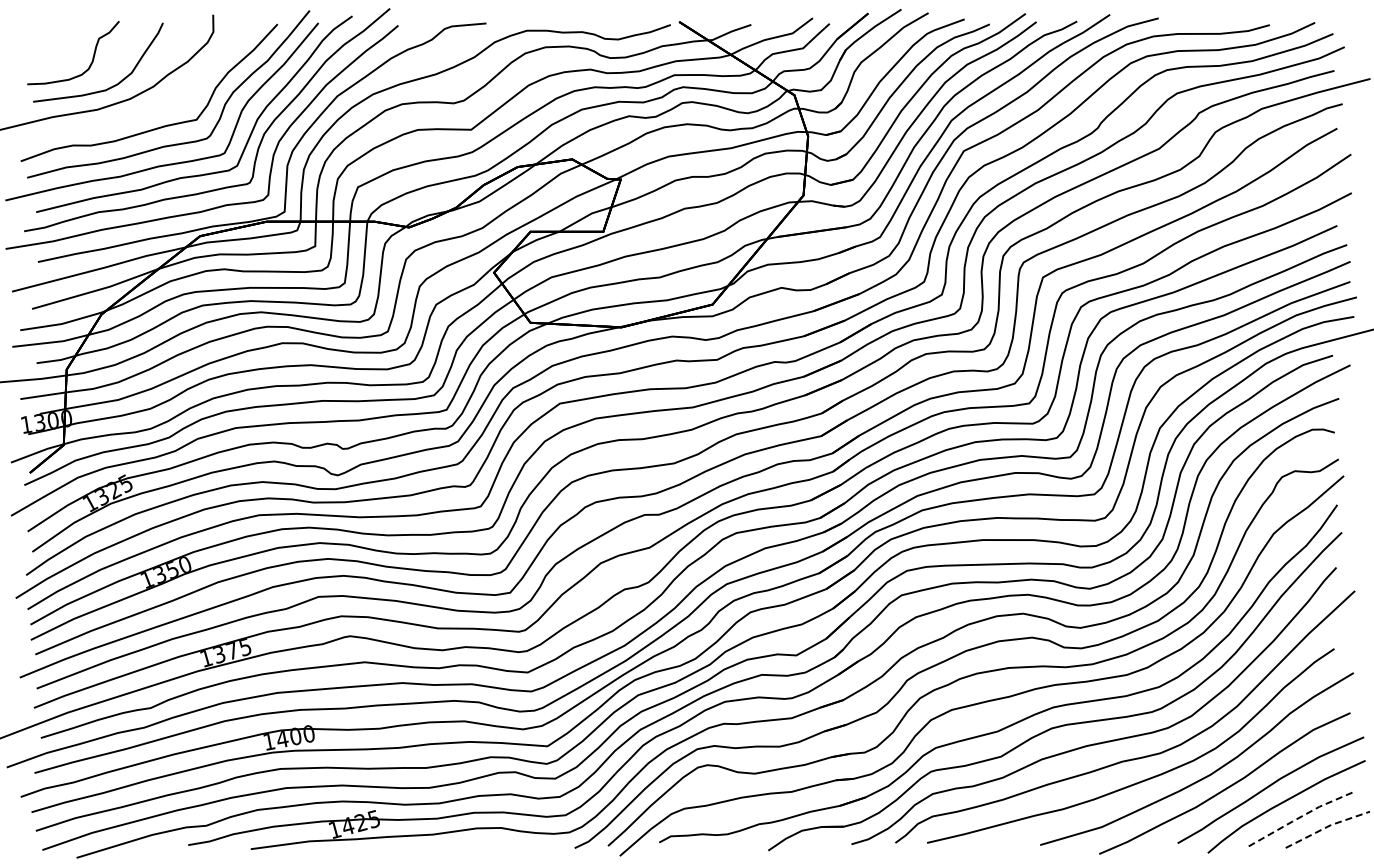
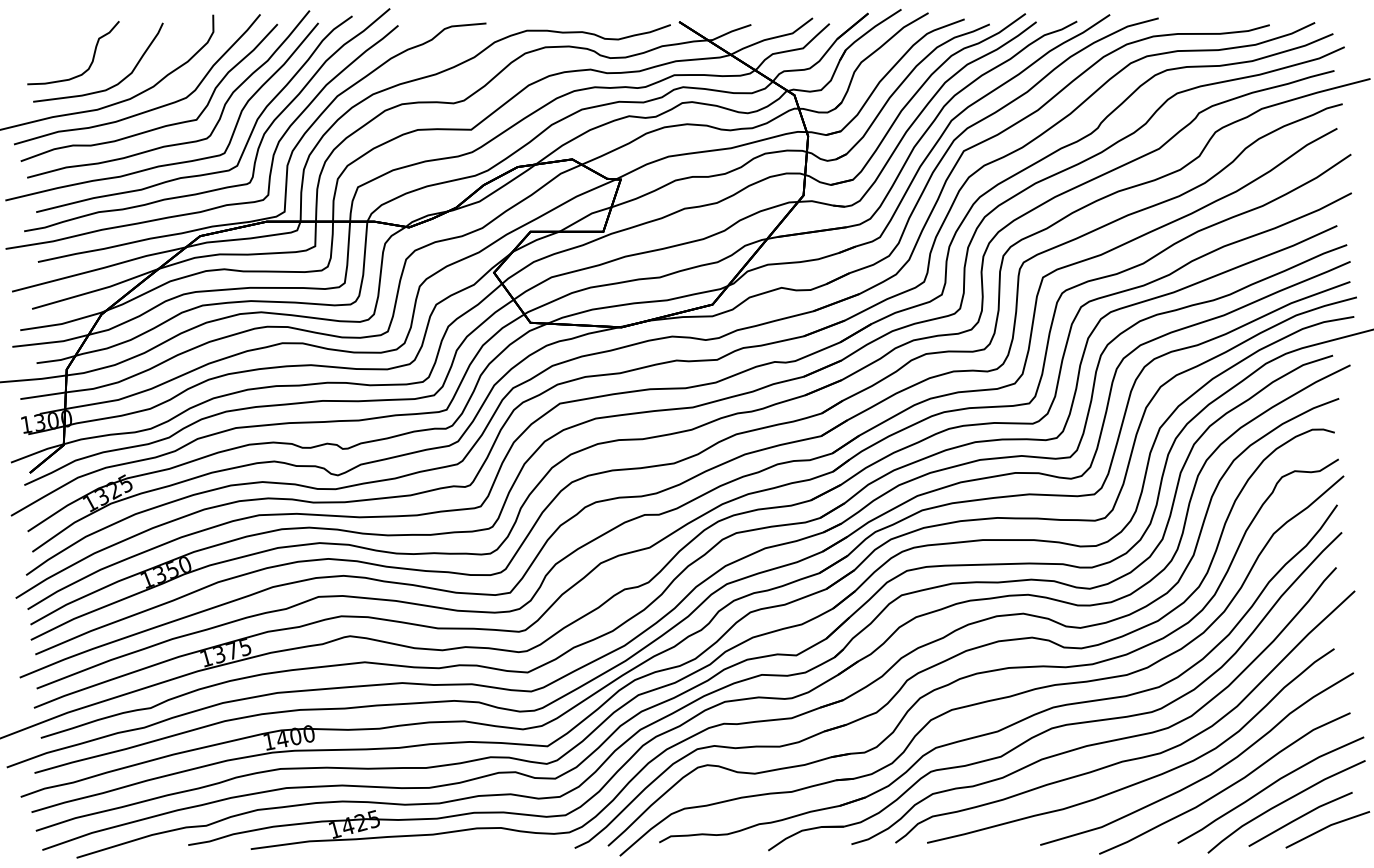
curve: none -> present (146, 110)
line: dashed -> solid (1300, 817)
line: dashed -> solid (1327, 826)
